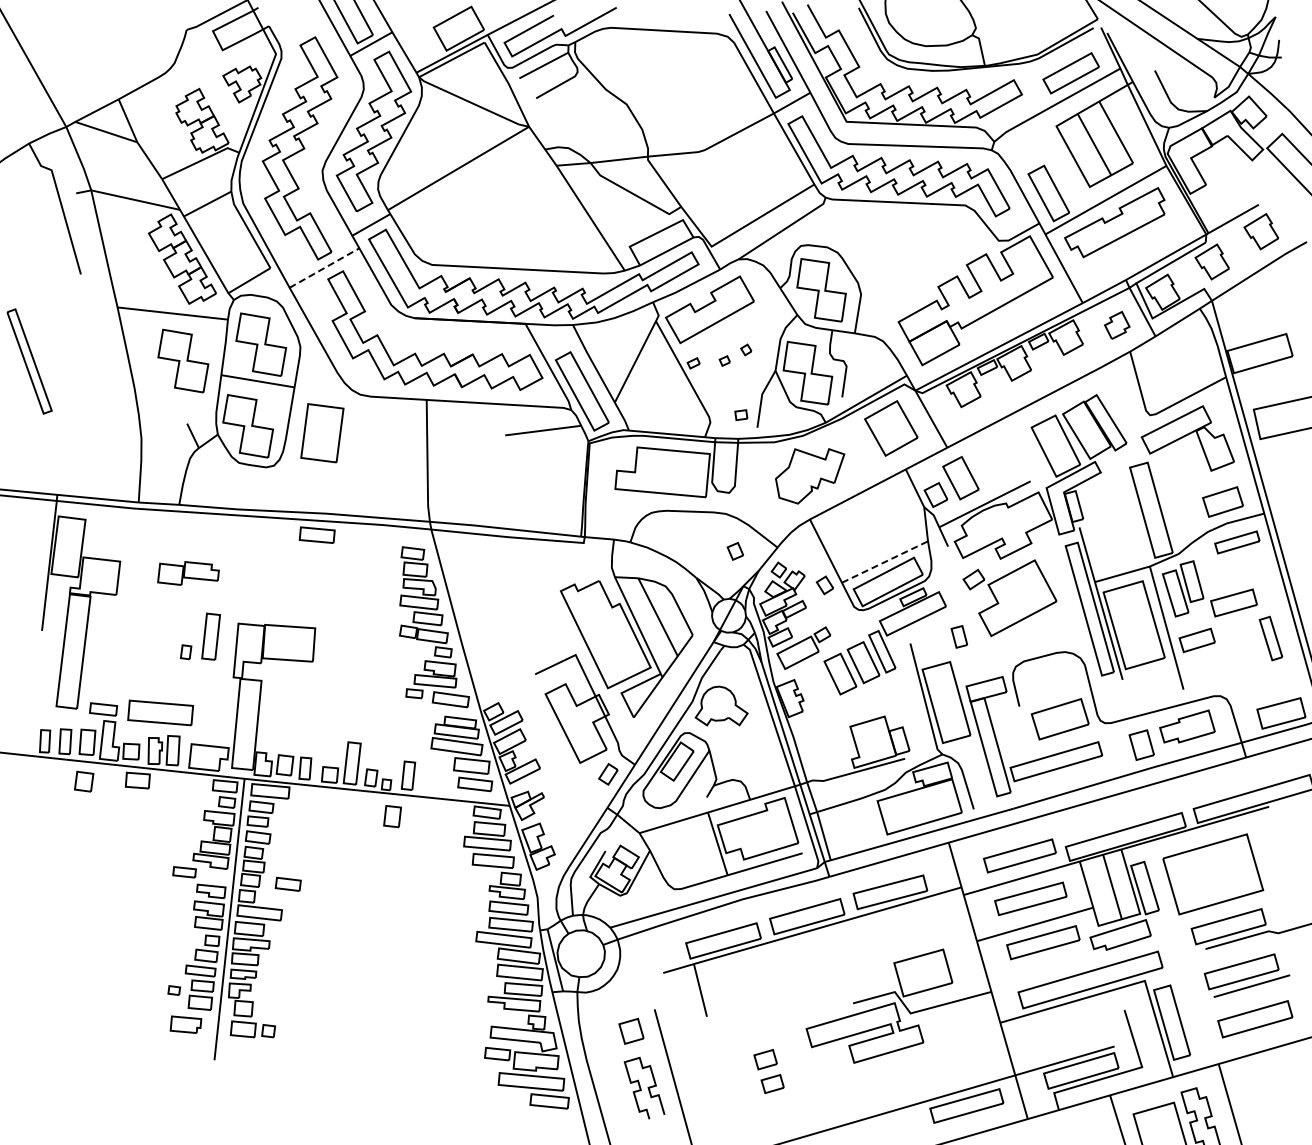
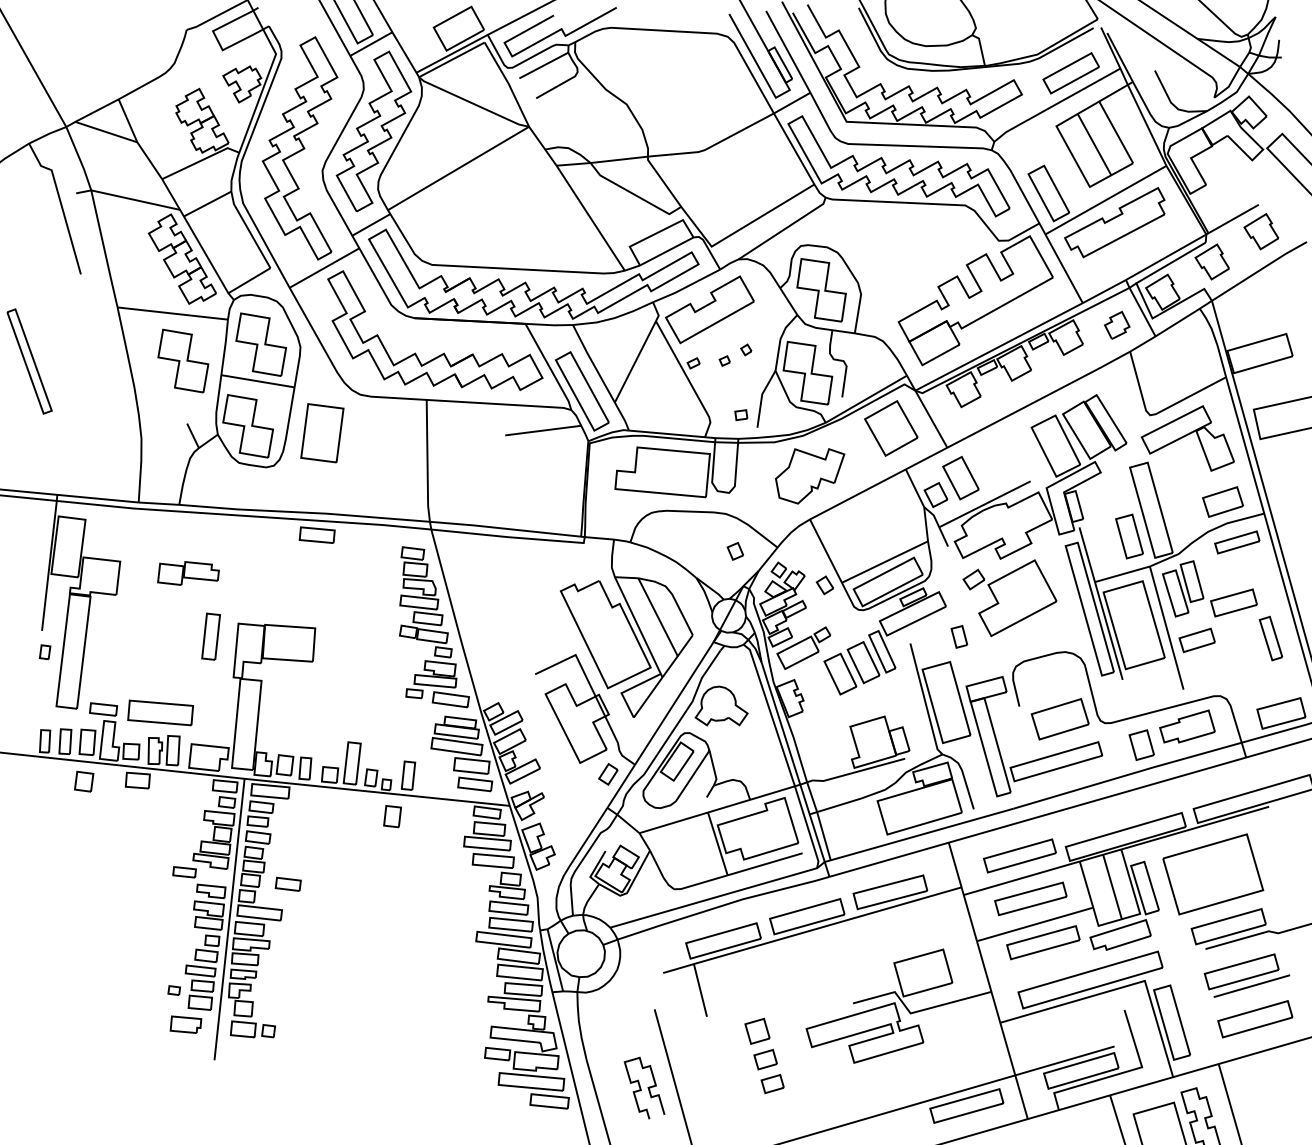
line: dashed -> solid (324, 267)
part: none -> present (1129, 536)
line: dashed -> solid (884, 562)
part position: (185, 652) -> (44, 652) (44, 652)
part position: (631, 1030) -> (757, 1030) (757, 1030)
